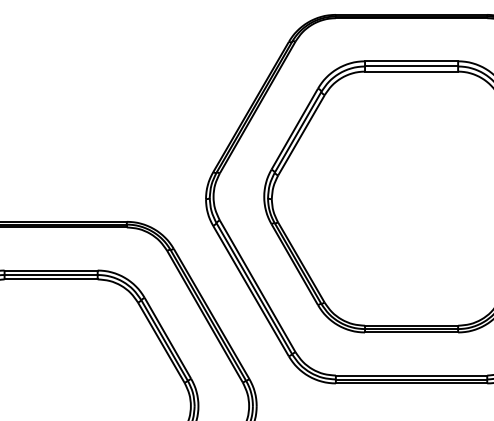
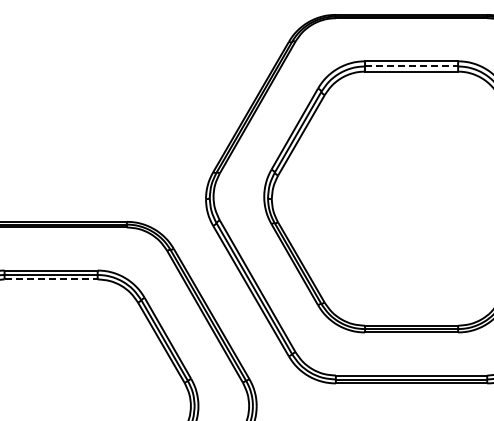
line: solid -> dashed (411, 66)
line: solid -> dashed (51, 279)
